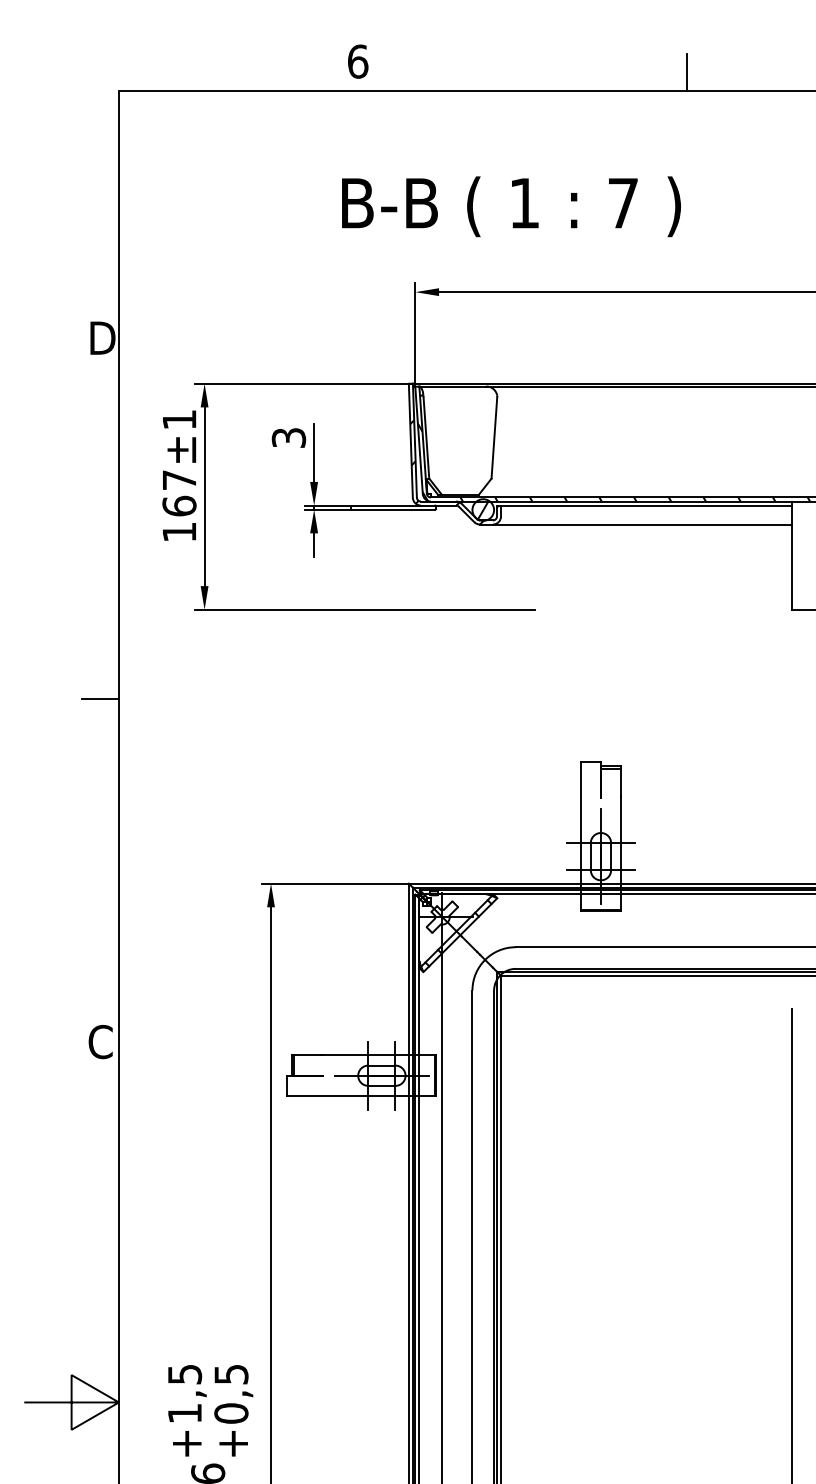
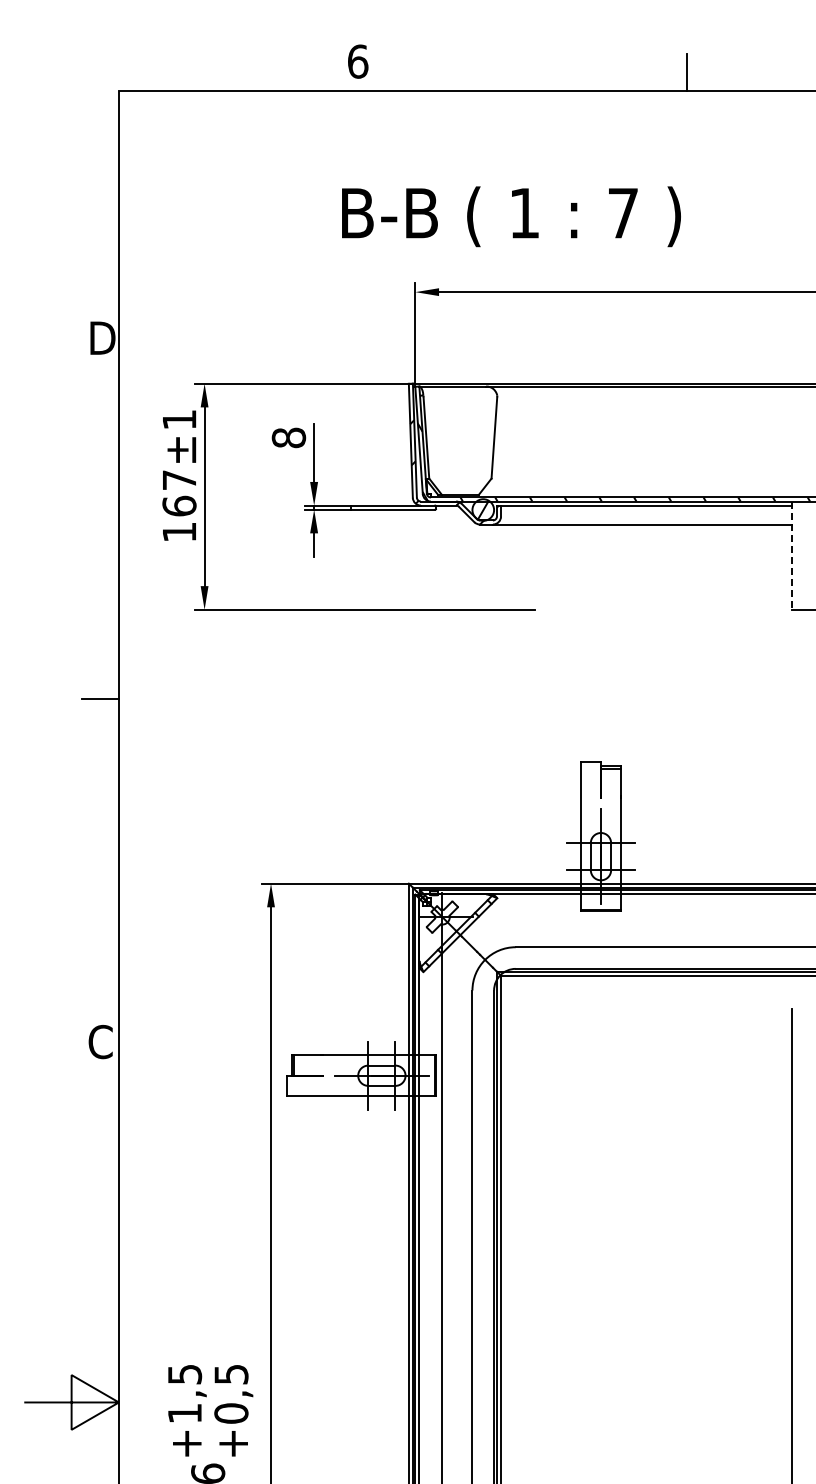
text position: (511, 206) -> (511, 216) (511, 216)
text: 3 -> 8 (288, 437)
line: solid -> dashed (791, 556)
